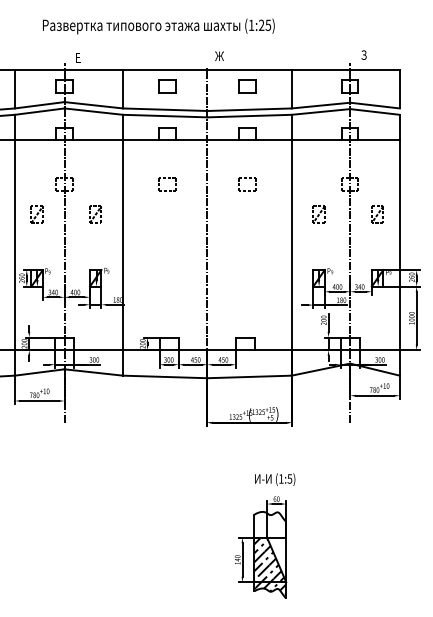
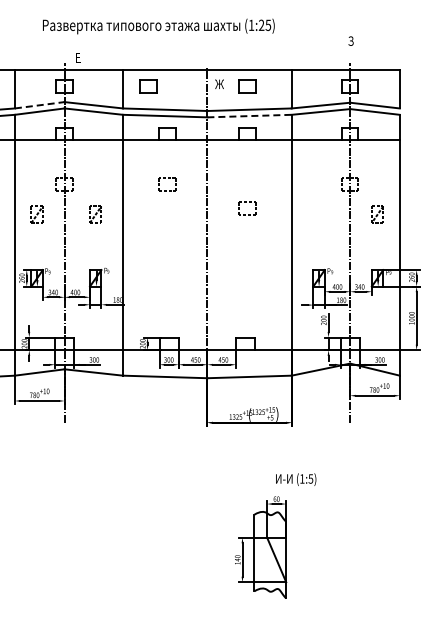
text position: (363, 54) -> (350, 40) (350, 40)
text position: (219, 55) -> (219, 83) (219, 83)
part position: (167, 86) -> (148, 86) (148, 86)
line: solid -> dashed (40, 105)
line: solid -> dashed (250, 116)
part position: (246, 178) -> (246, 202) (246, 202)
part: present -> none (318, 214)
text position: (275, 479) -> (296, 479) (296, 479)
hatch: present -> none (270, 565)
